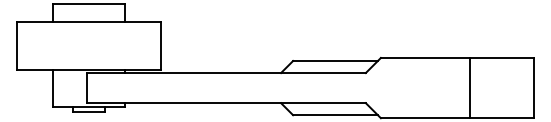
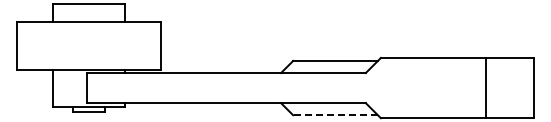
line position: (470, 87) -> (486, 87) (486, 87)
line: solid -> dashed (335, 115)
